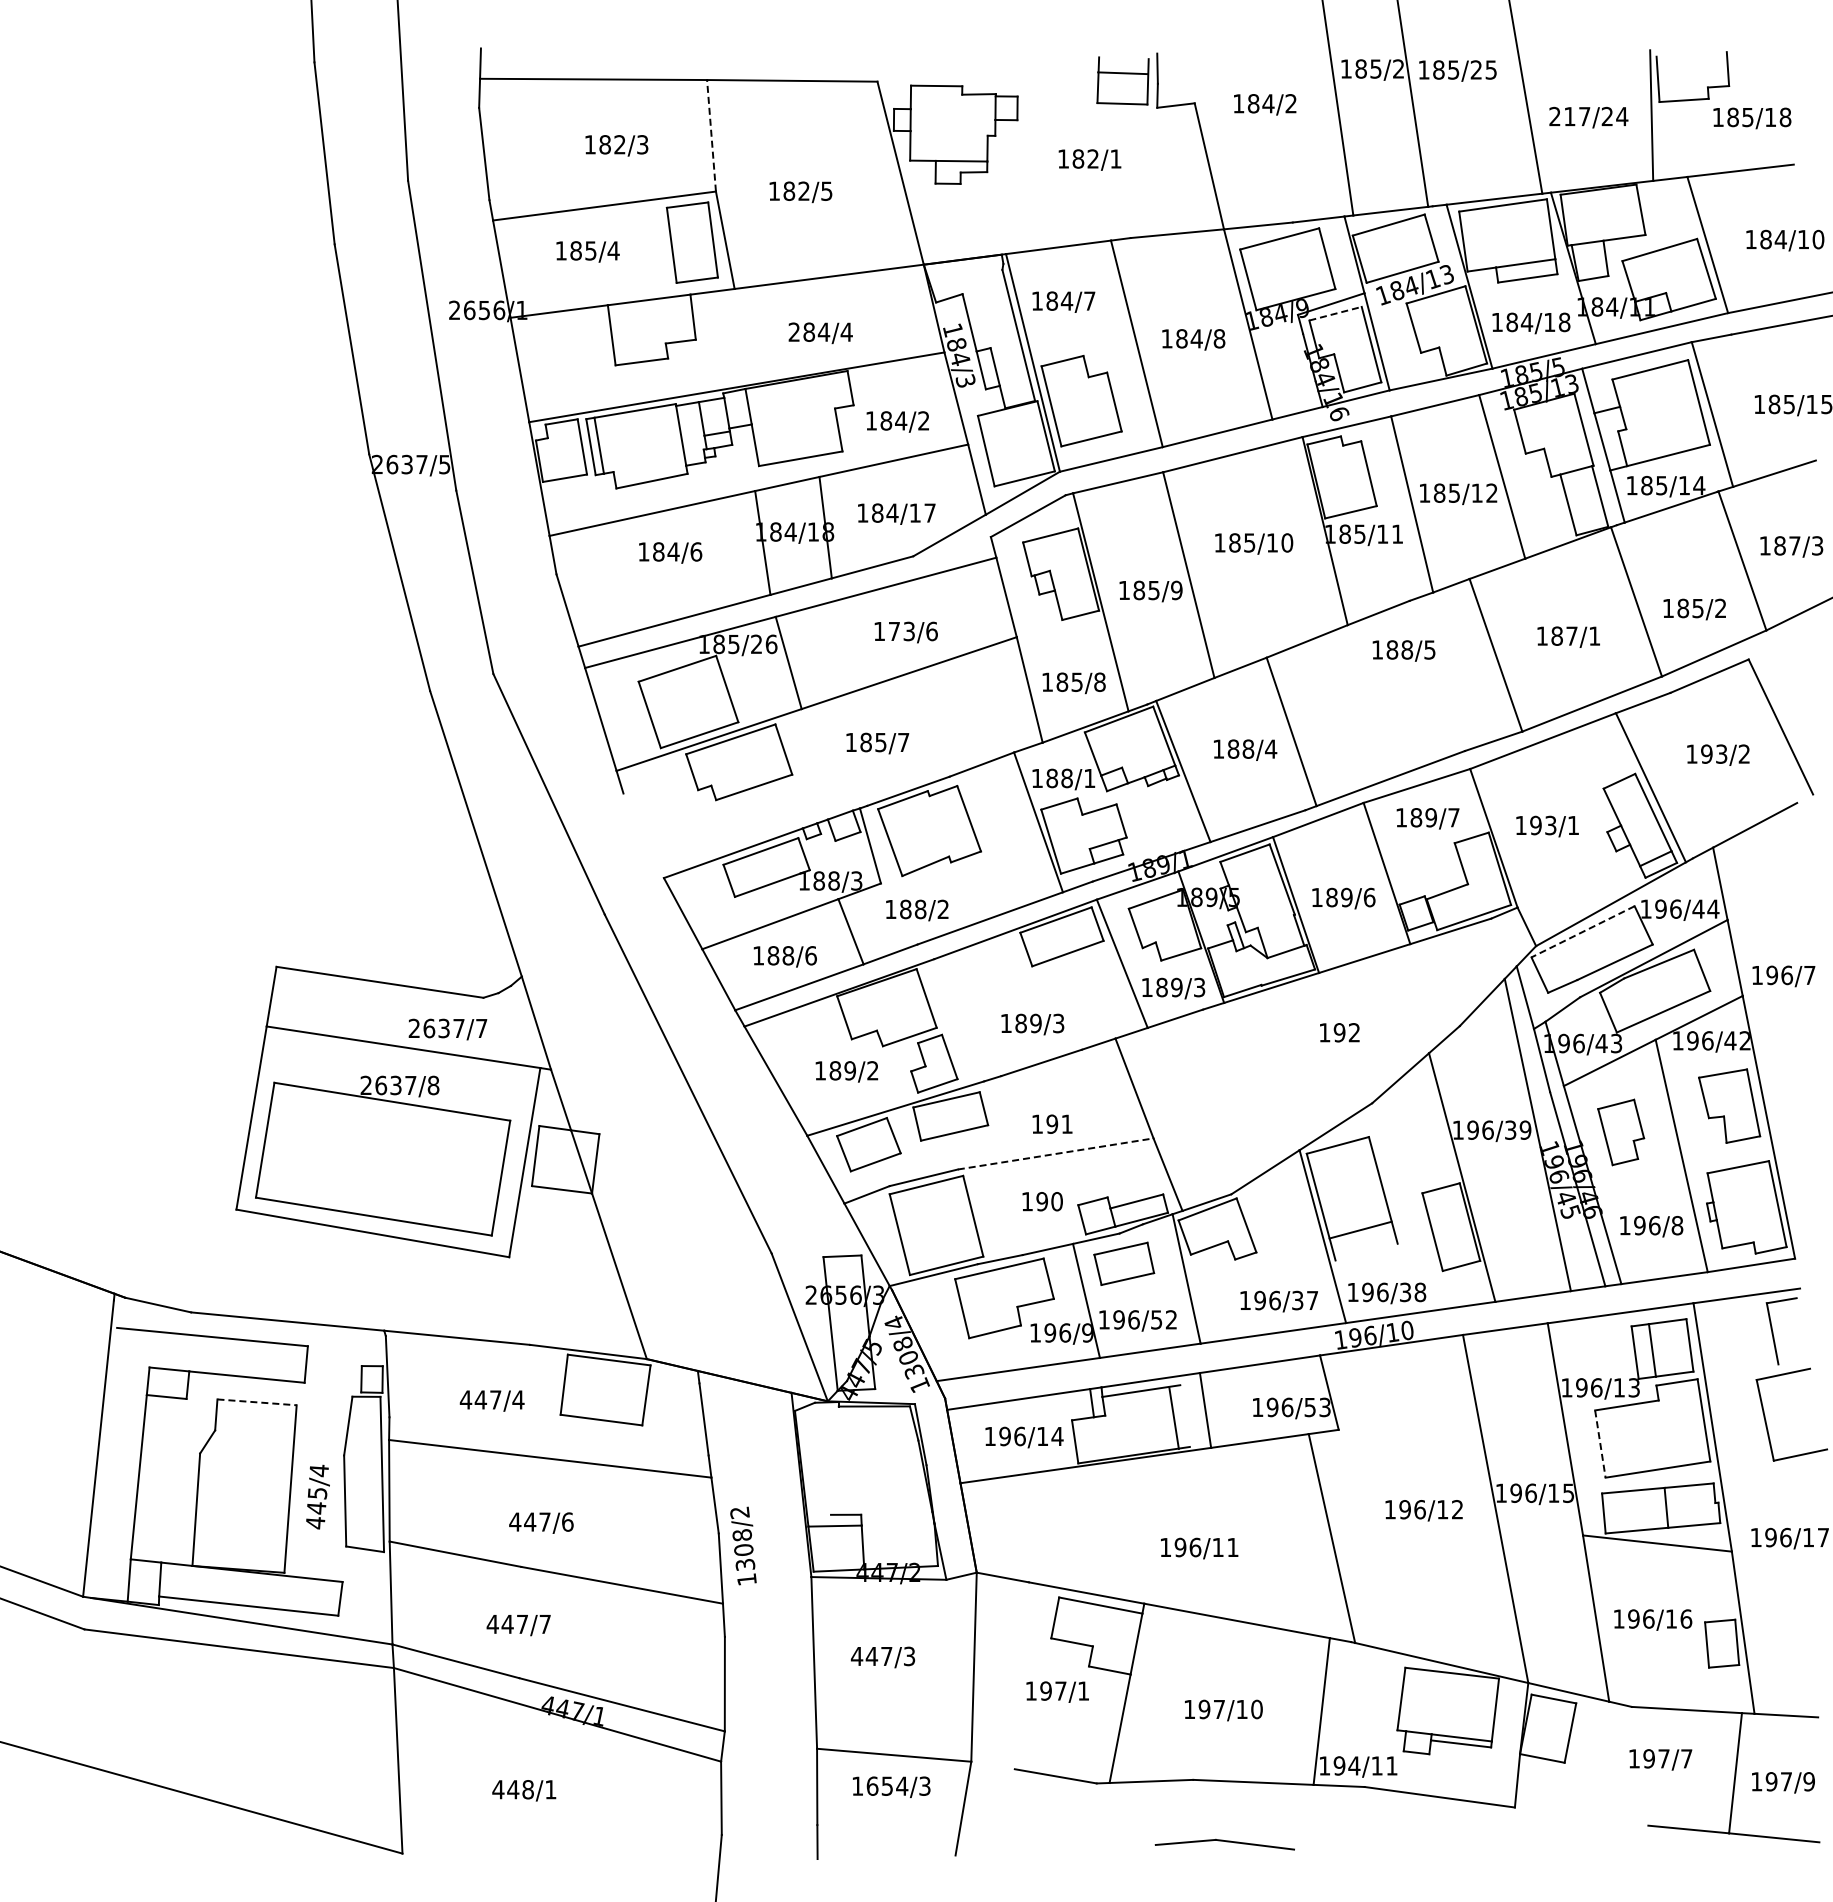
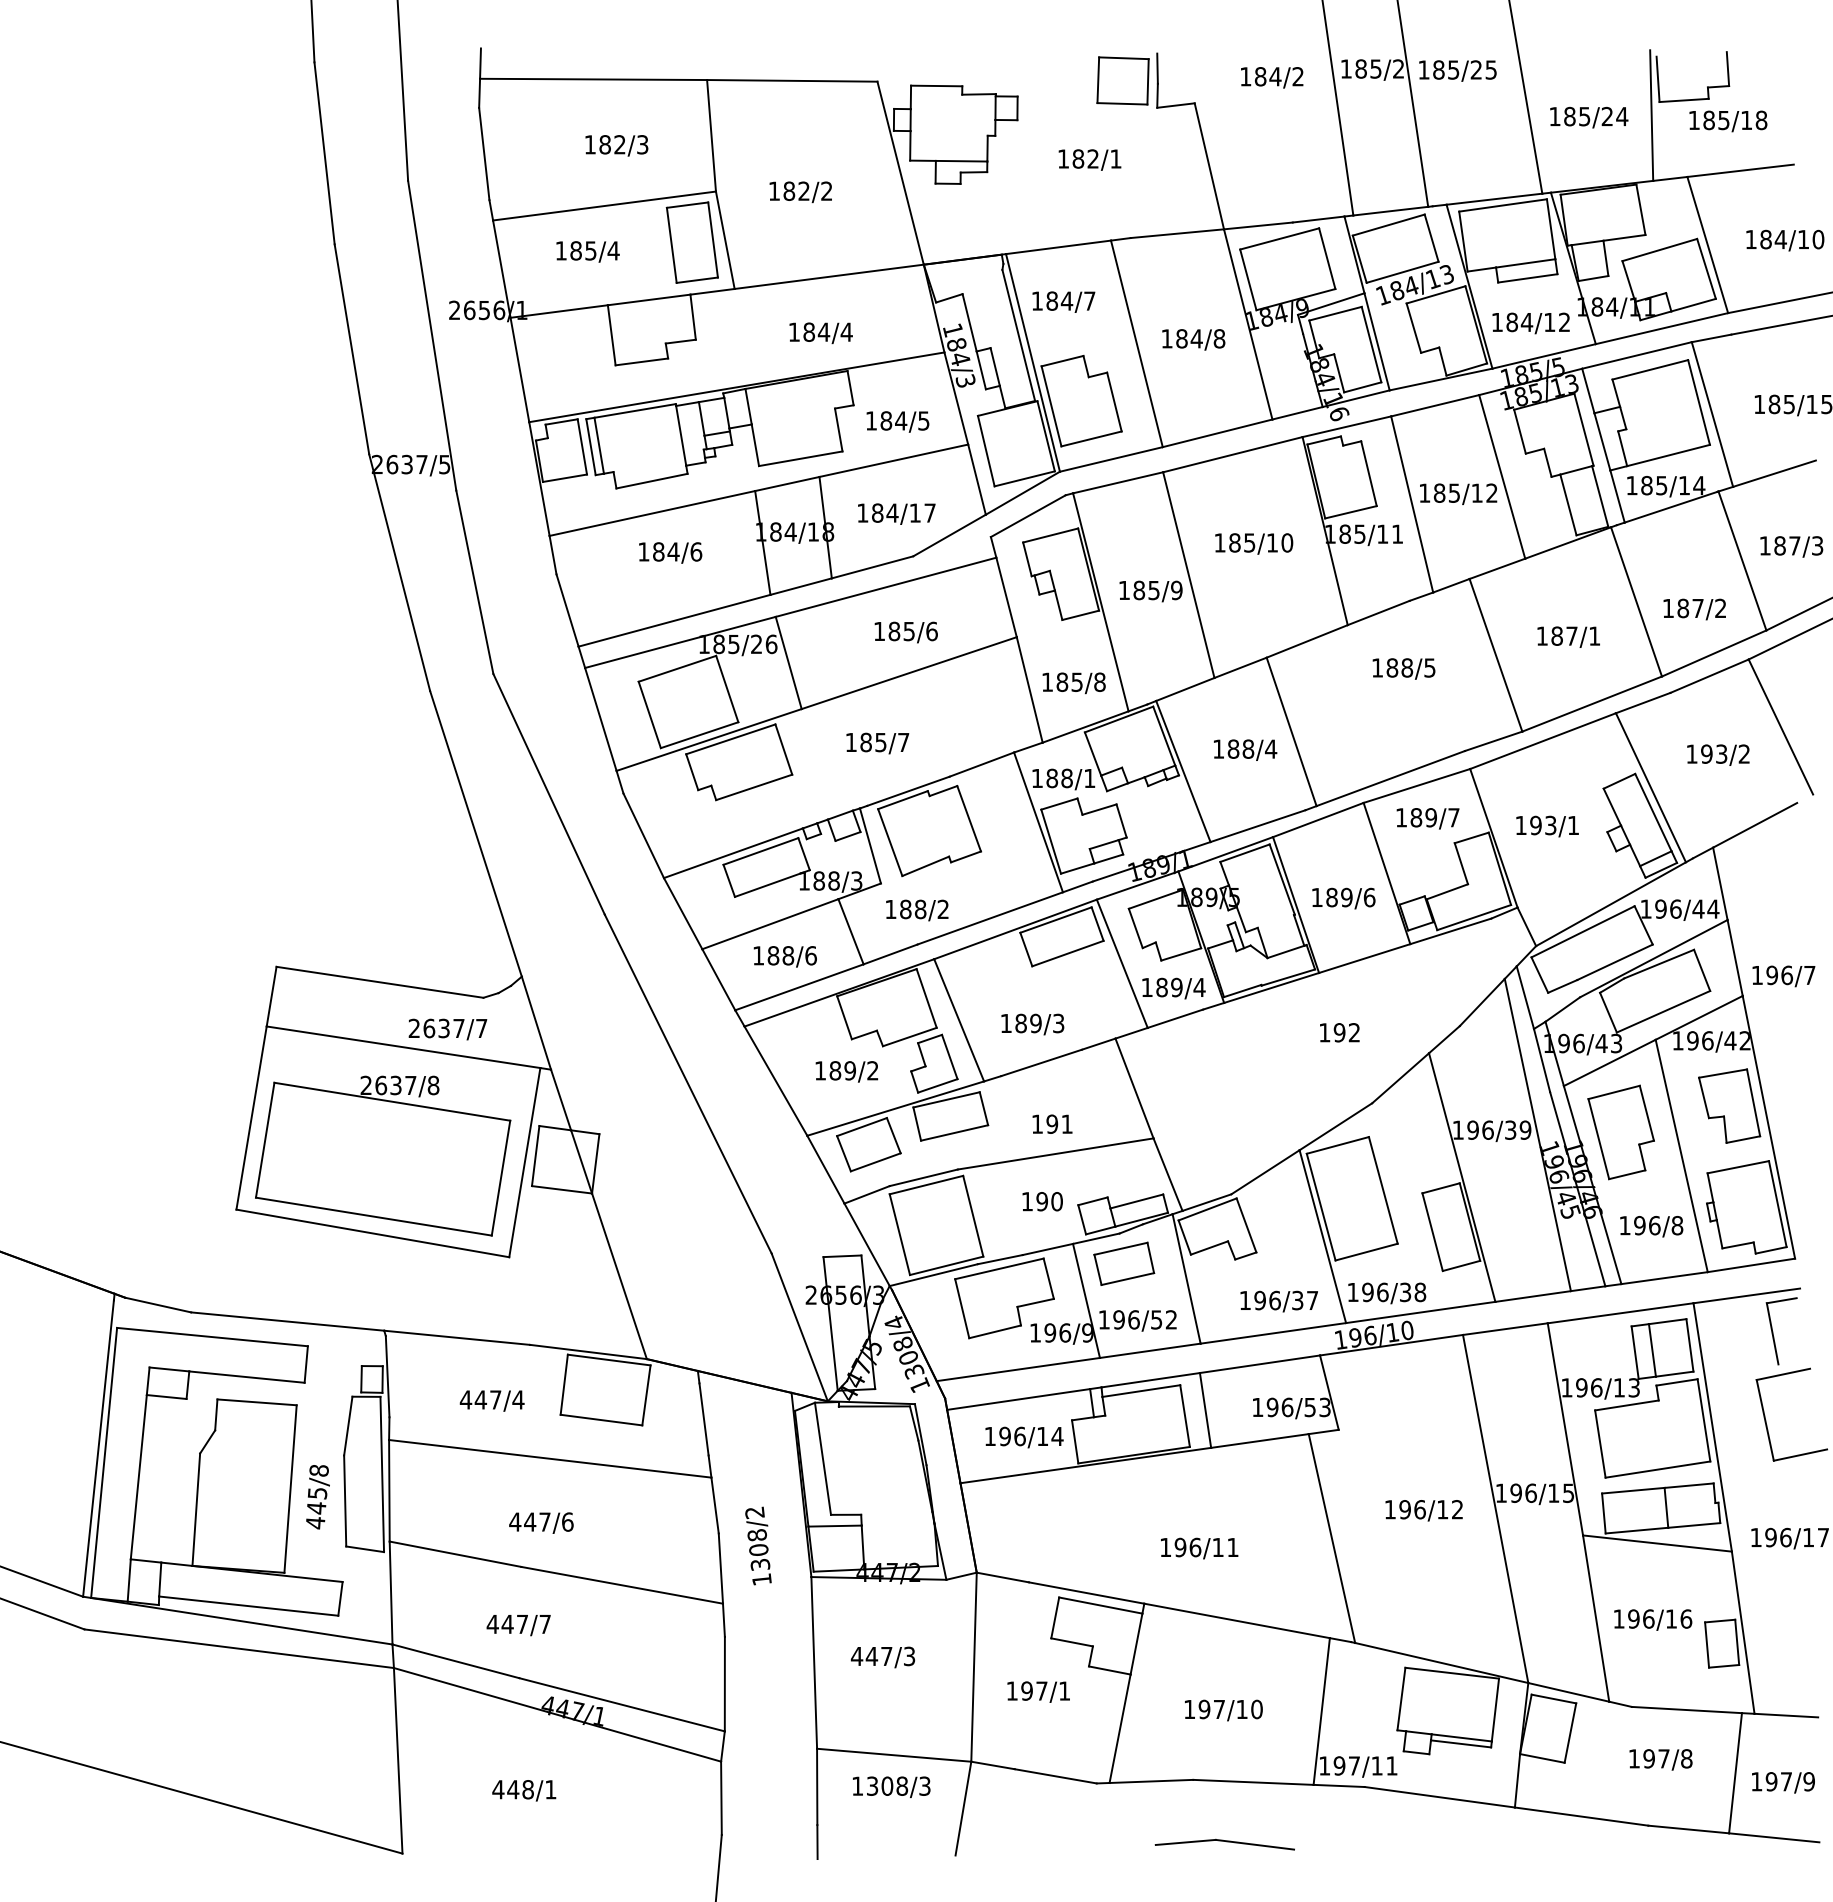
line position: (1122, 73) -> (1123, 58) (1123, 58)
text position: (1265, 104) -> (1272, 77) (1272, 77)
text: 217/24 -> 185/24 (1569, 116)
text position: (1752, 118) -> (1728, 121) (1728, 121)
line: dashed -> solid (711, 135)
text: 182/5 -> 182/2 (826, 190)
line: dashed -> solid (1336, 313)
text: 184/18 -> 184/12 (1564, 322)
text: 284/4 -> 184/4 (793, 331)
text: 184/2 -> 184/5 (923, 420)
text: 185/2 -> 187/2 (1697, 608)
text: 173/6 -> 185/6 (901, 631)
line: none -> present (1788, 639)
text position: (1403, 650) -> (1403, 668) (1403, 668)
line: none -> present (643, 835)
line: dashed -> solid (1583, 931)
text: 189/3 -> 189/4 (1199, 987)
line: none -> present (959, 1020)
part size: 49x69 px -> 68x97 px (1620, 1132)
line: dashed -> solid (1056, 1153)
line position: (1360, 1229) -> (1366, 1251) (1366, 1251)
line: dashed -> solid (257, 1402)
line position: (1173, 1417) -> (1184, 1415) (1184, 1415)
line: dashed -> solid (1600, 1444)
line: none -> present (822, 1458)
line: none -> present (104, 1462)
text: 445/4 -> 445/8 (318, 1470)
text position: (743, 1545) -> (758, 1545) (758, 1545)
text position: (1057, 1691) -> (1038, 1691) (1038, 1691)
text: 197/7 -> 197/8 (1686, 1758)
line: none -> present (992, 1765)
text: 194/11 -> 197/11 (1354, 1765)
text: 1654/3 -> 1308/3 (887, 1785)
line: none -> present (1581, 1816)
